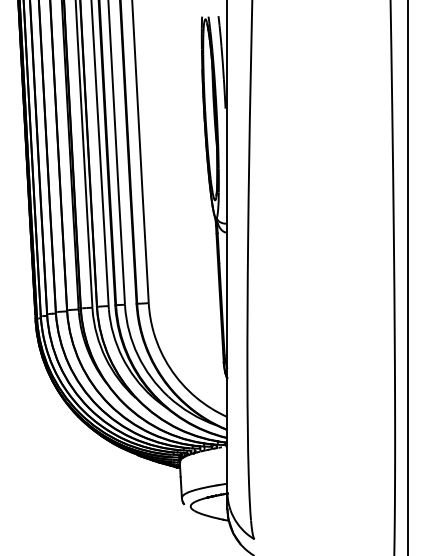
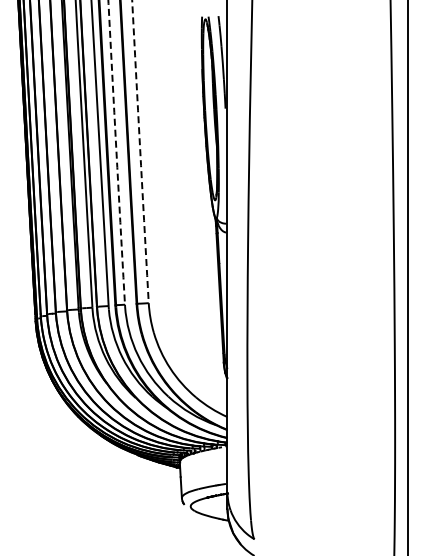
arc: solid -> dashed (140, 151)
arc: solid -> dashed (116, 153)
